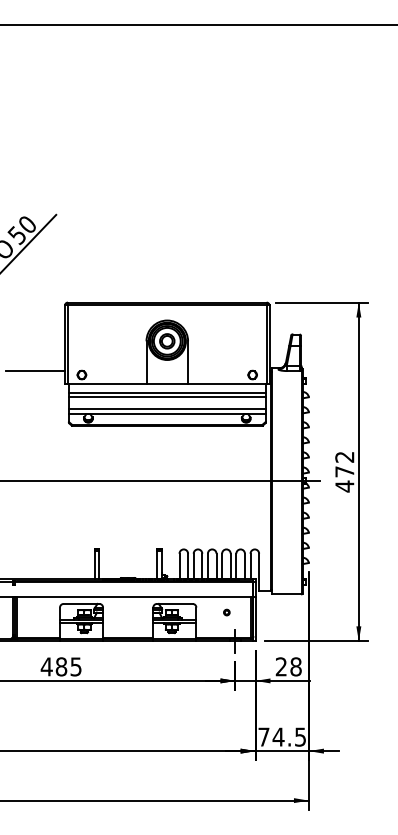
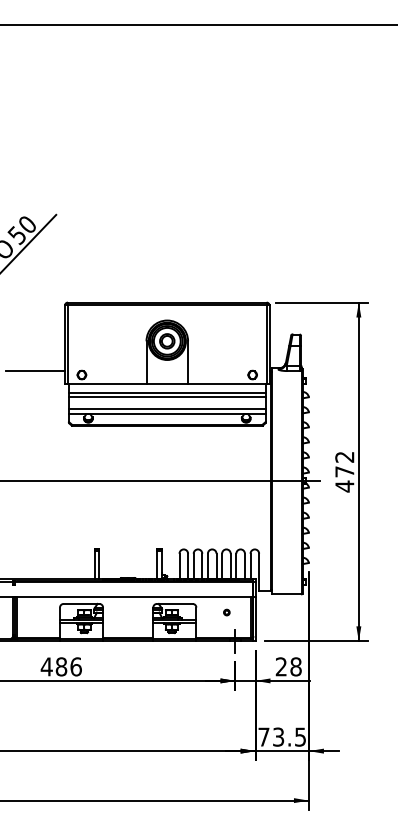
text: 485 -> 486 (75, 666)
text: 74.5 -> 73.5 (278, 736)
